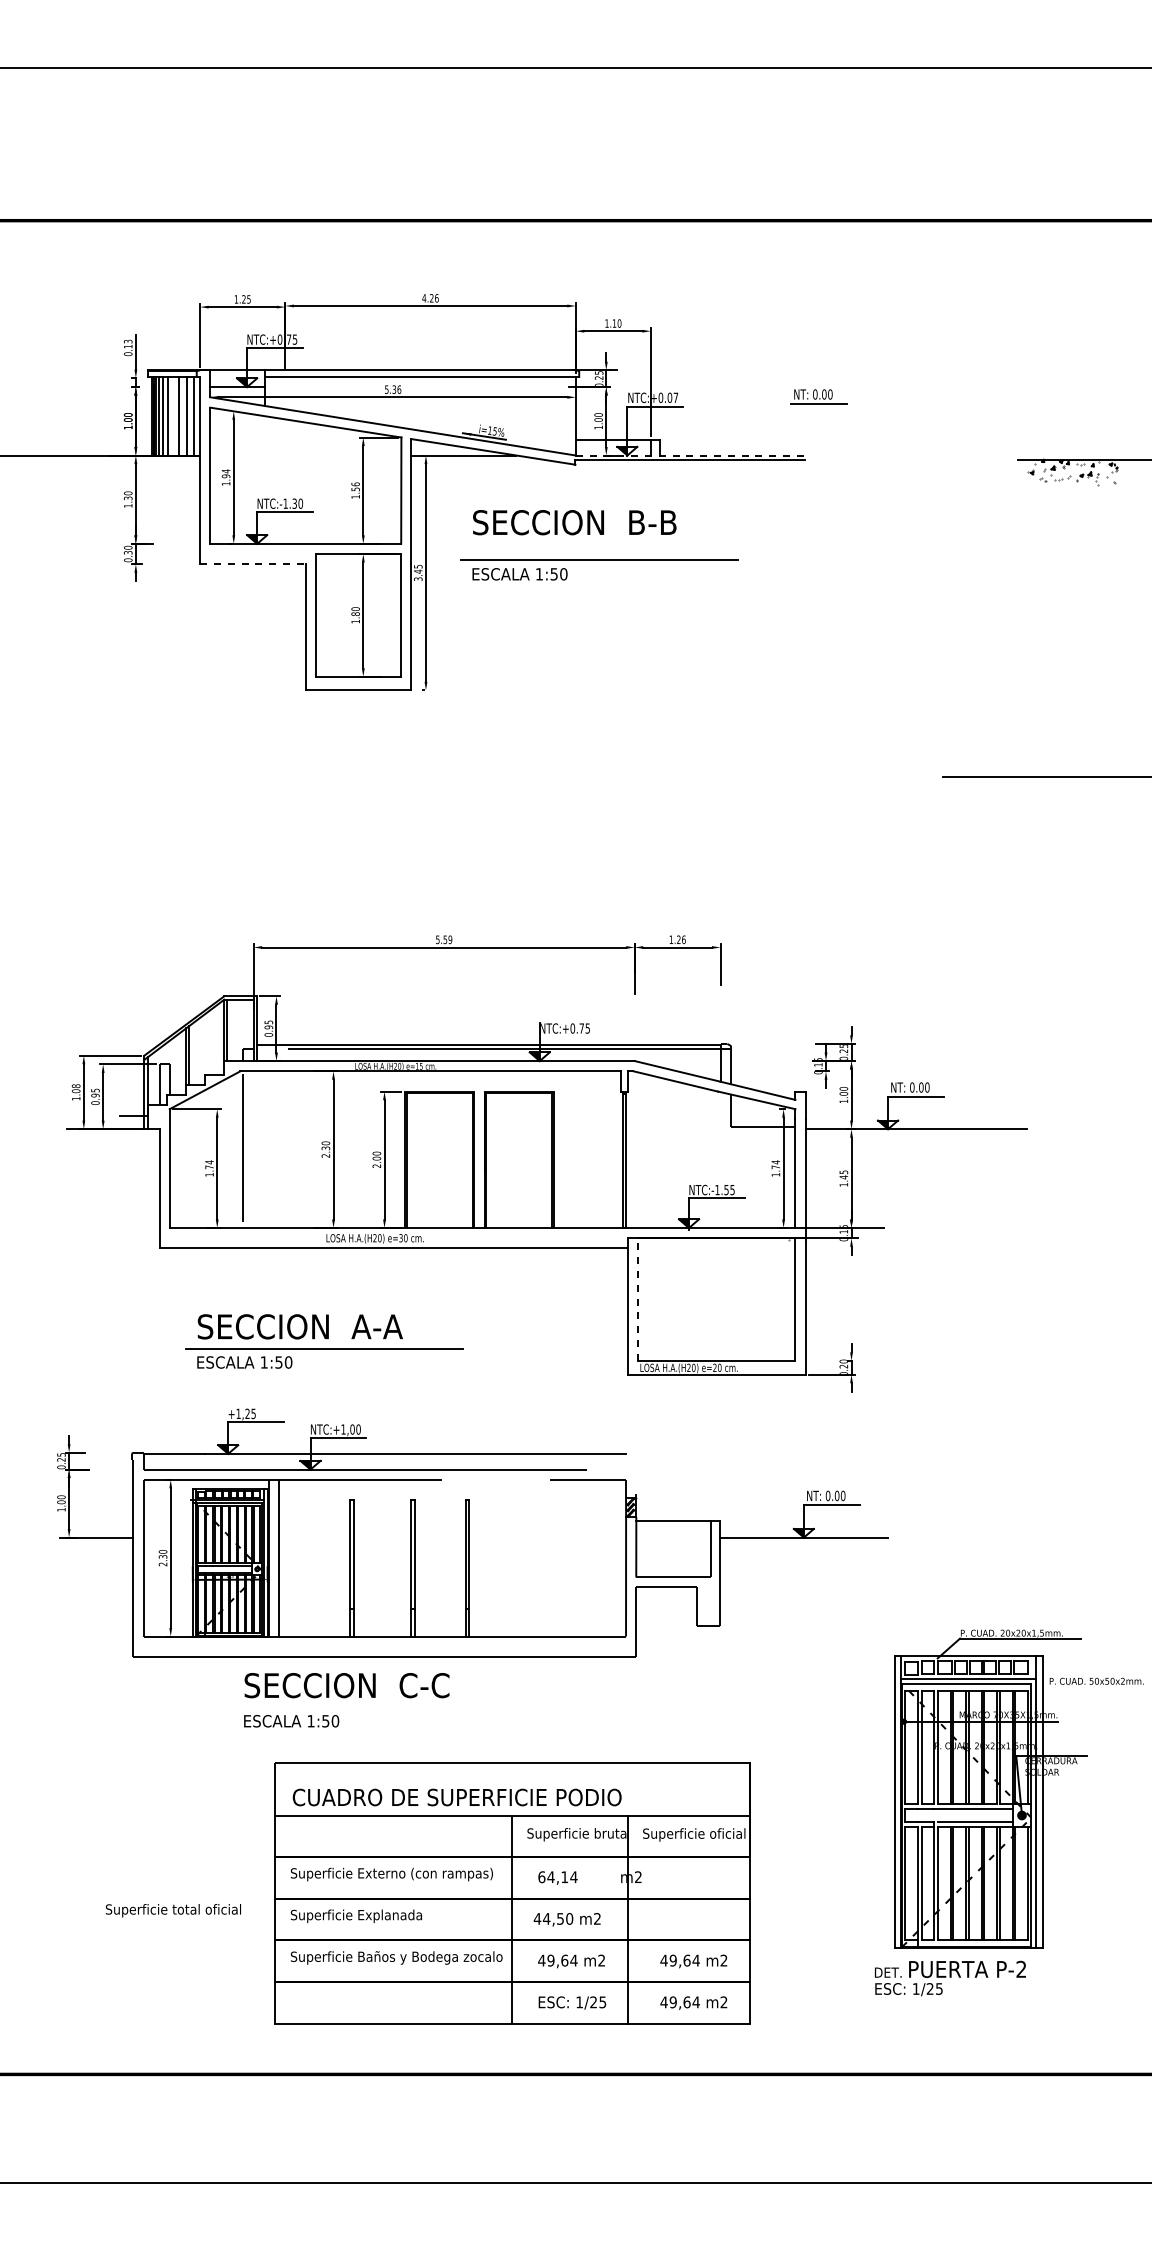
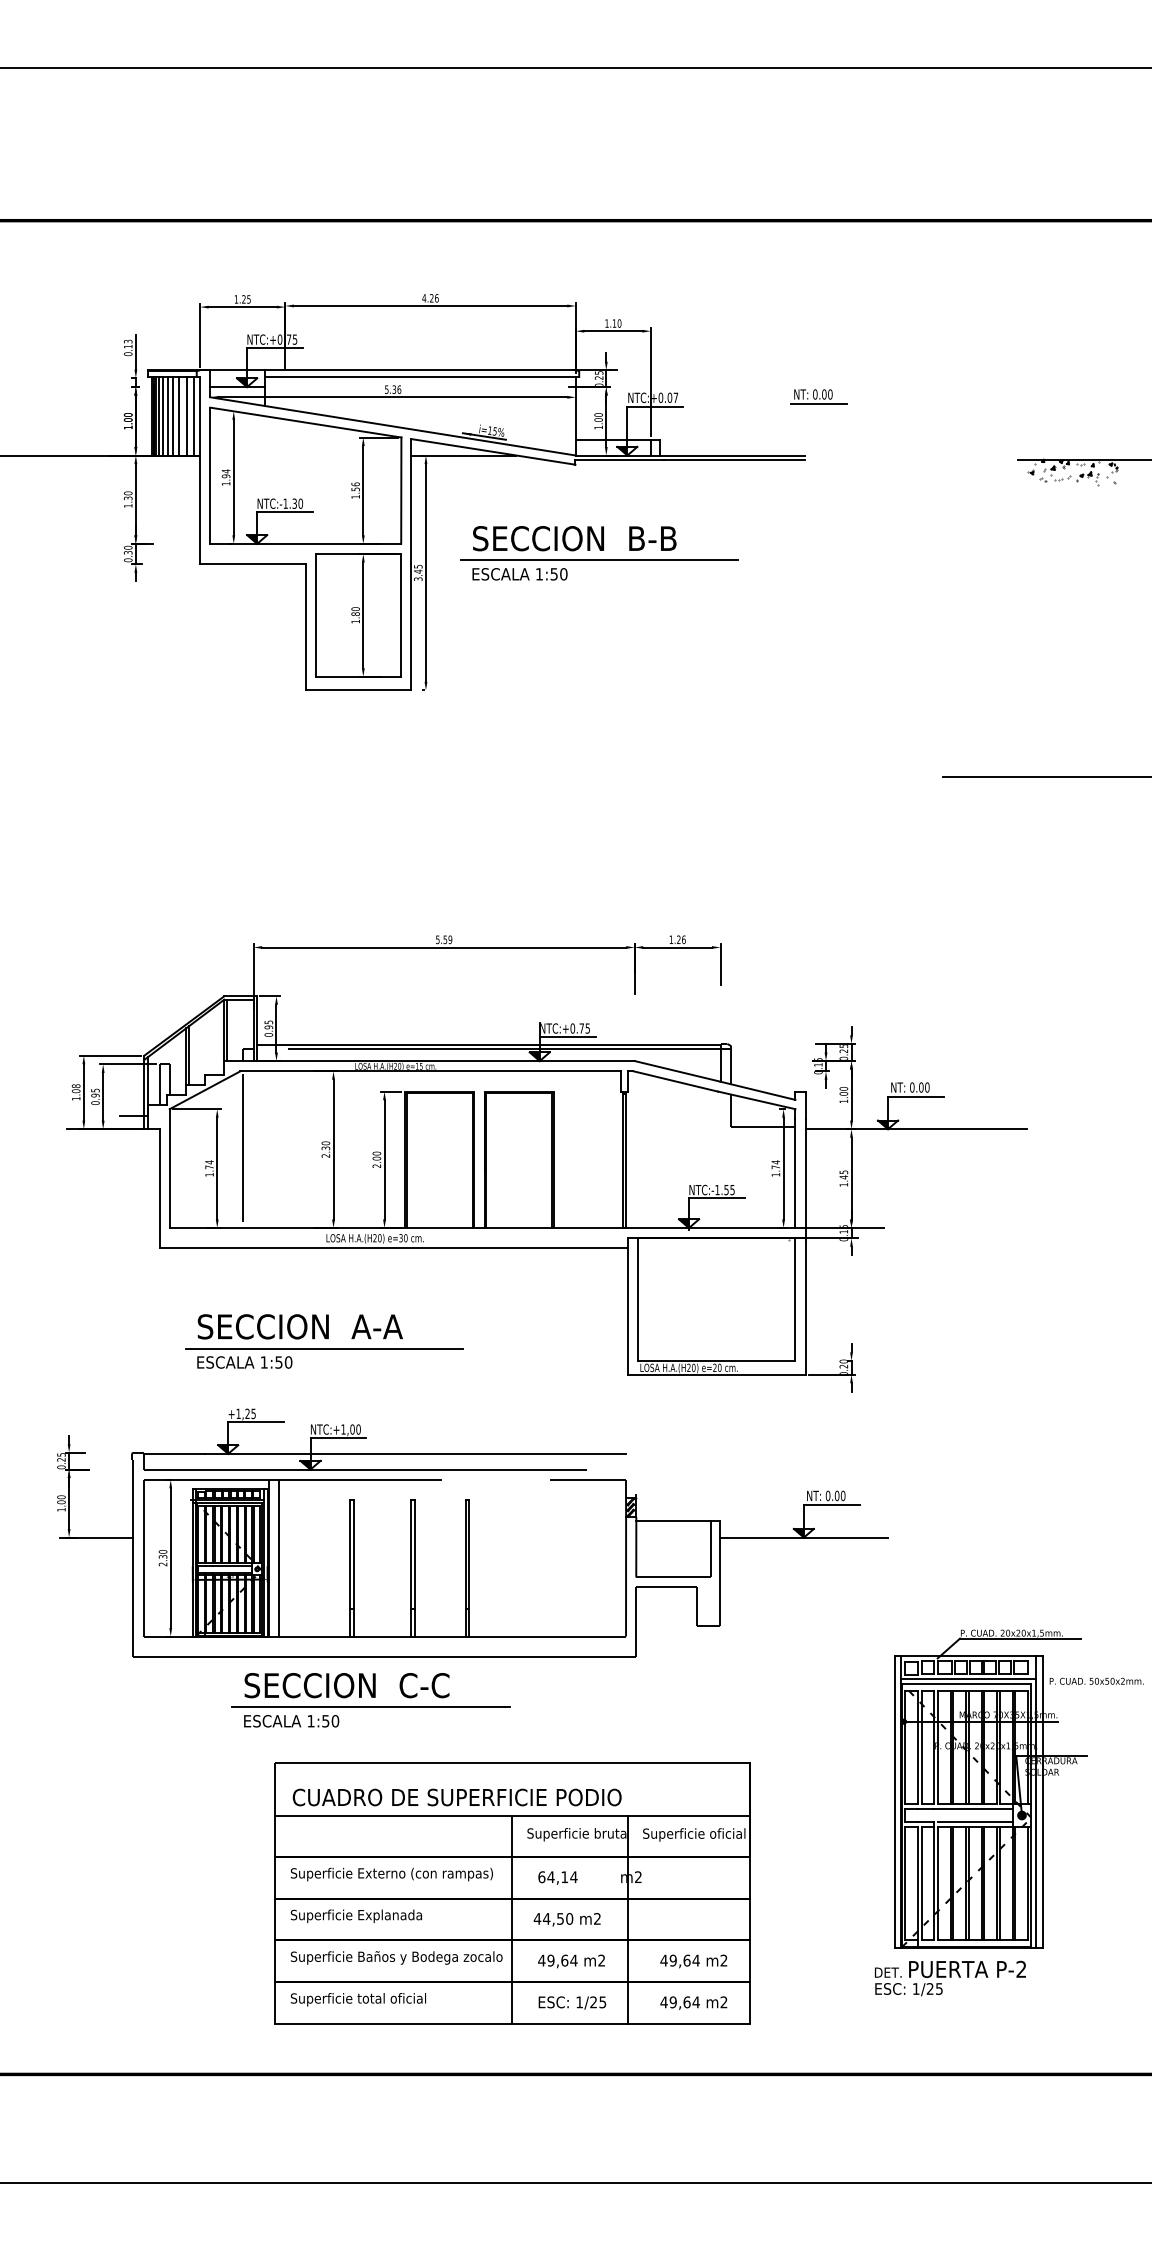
line: none -> present (173, 416)
line: dashed -> solid (690, 455)
text position: (574, 522) -> (574, 538) (574, 538)
line: dashed -> solid (252, 564)
line: none -> present (567, 1036)
line: dashed -> solid (637, 1299)
line: none -> present (371, 1707)
text position: (172, 1910) -> (357, 1999) (357, 1999)
